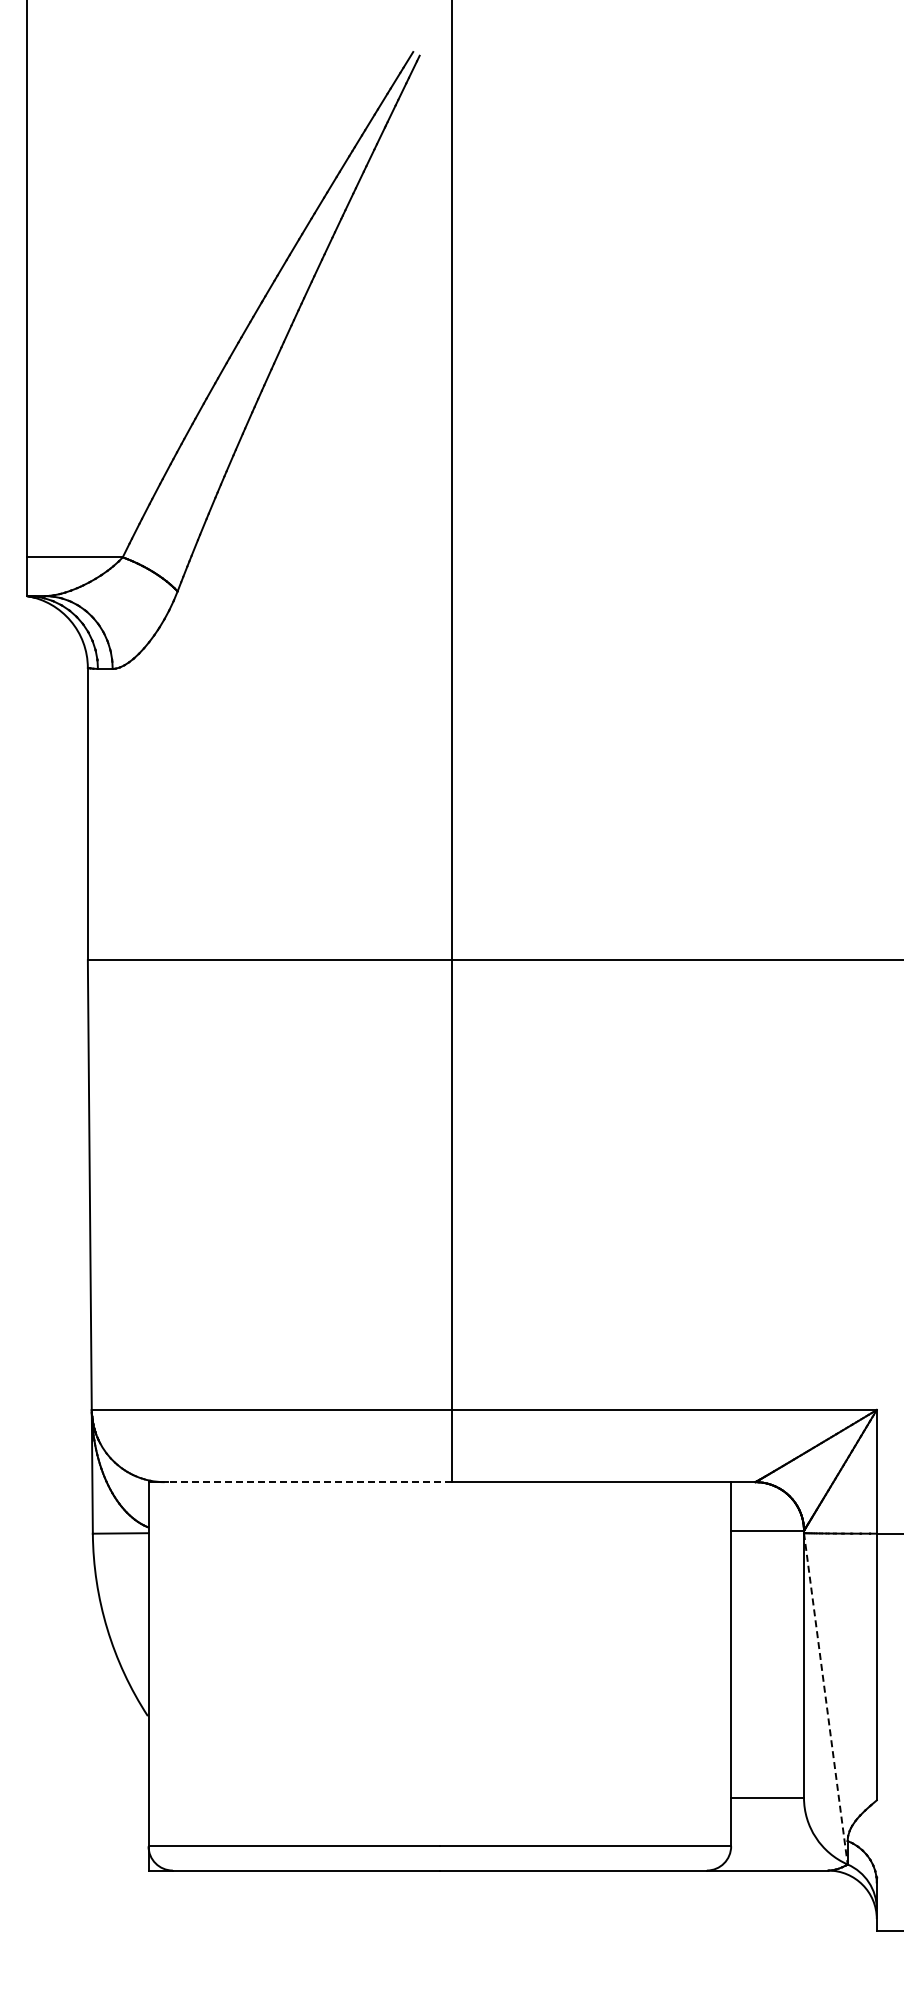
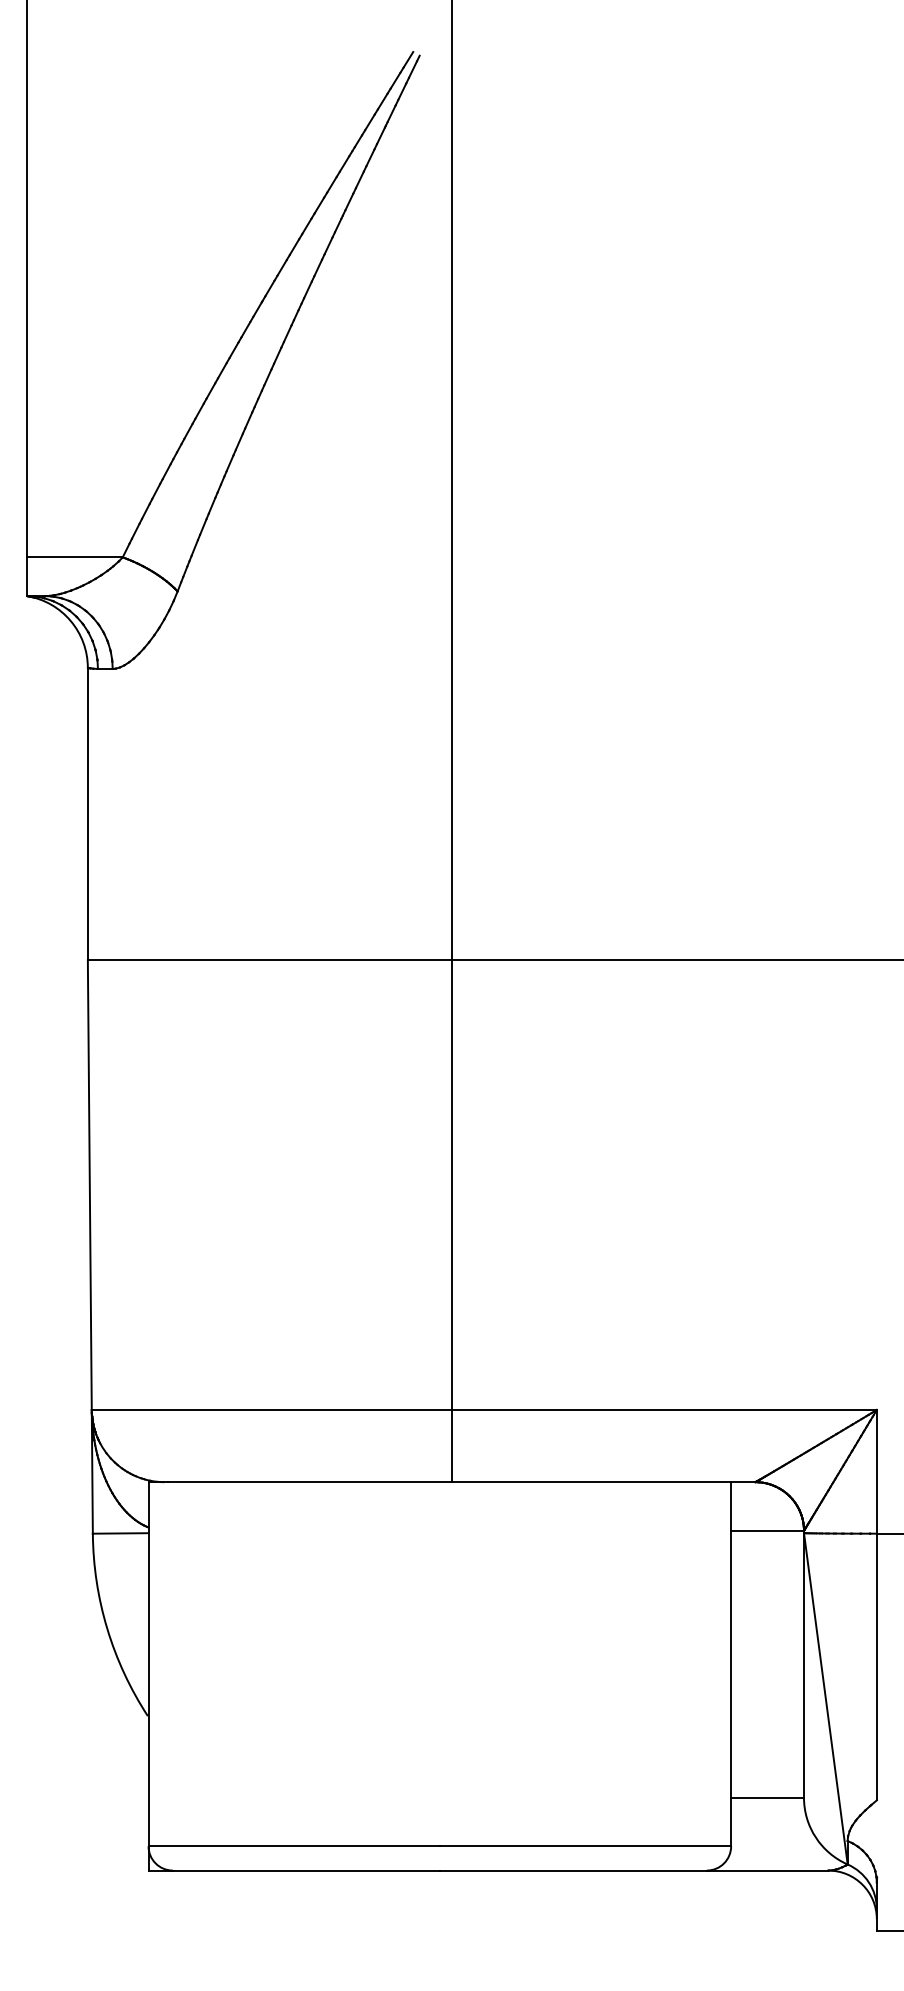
line: dashed -> solid (309, 1482)
line: dashed -> solid (825, 1699)
